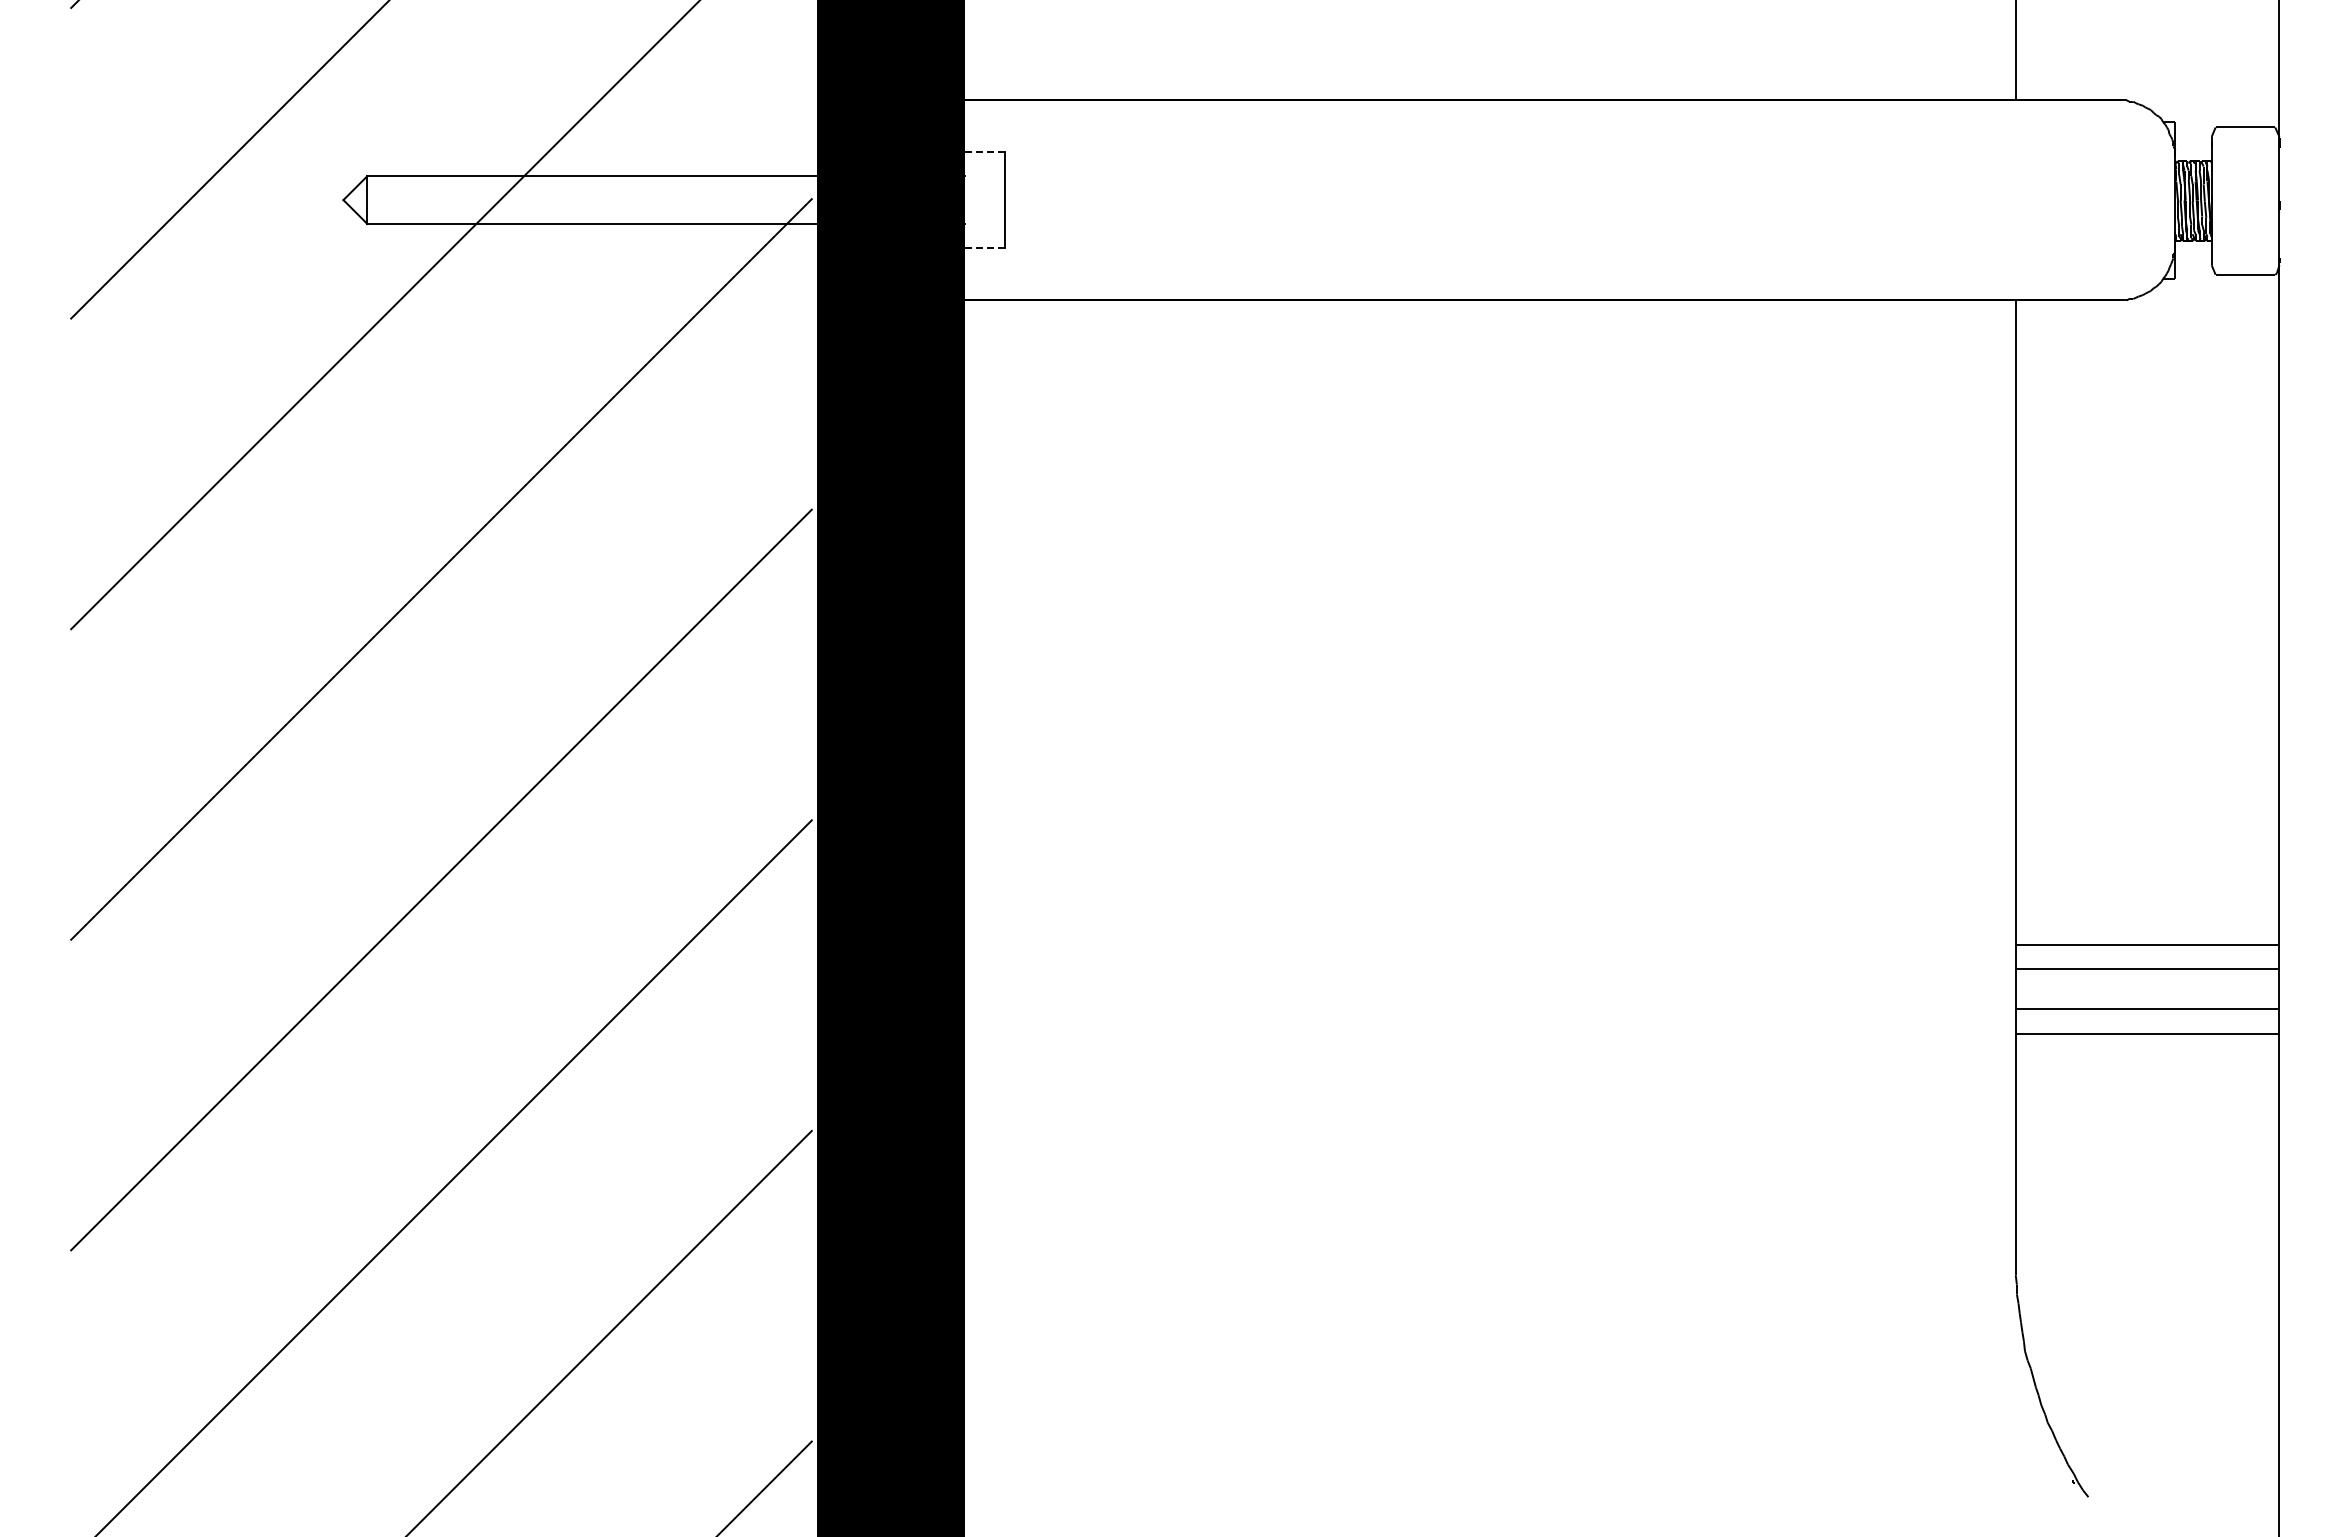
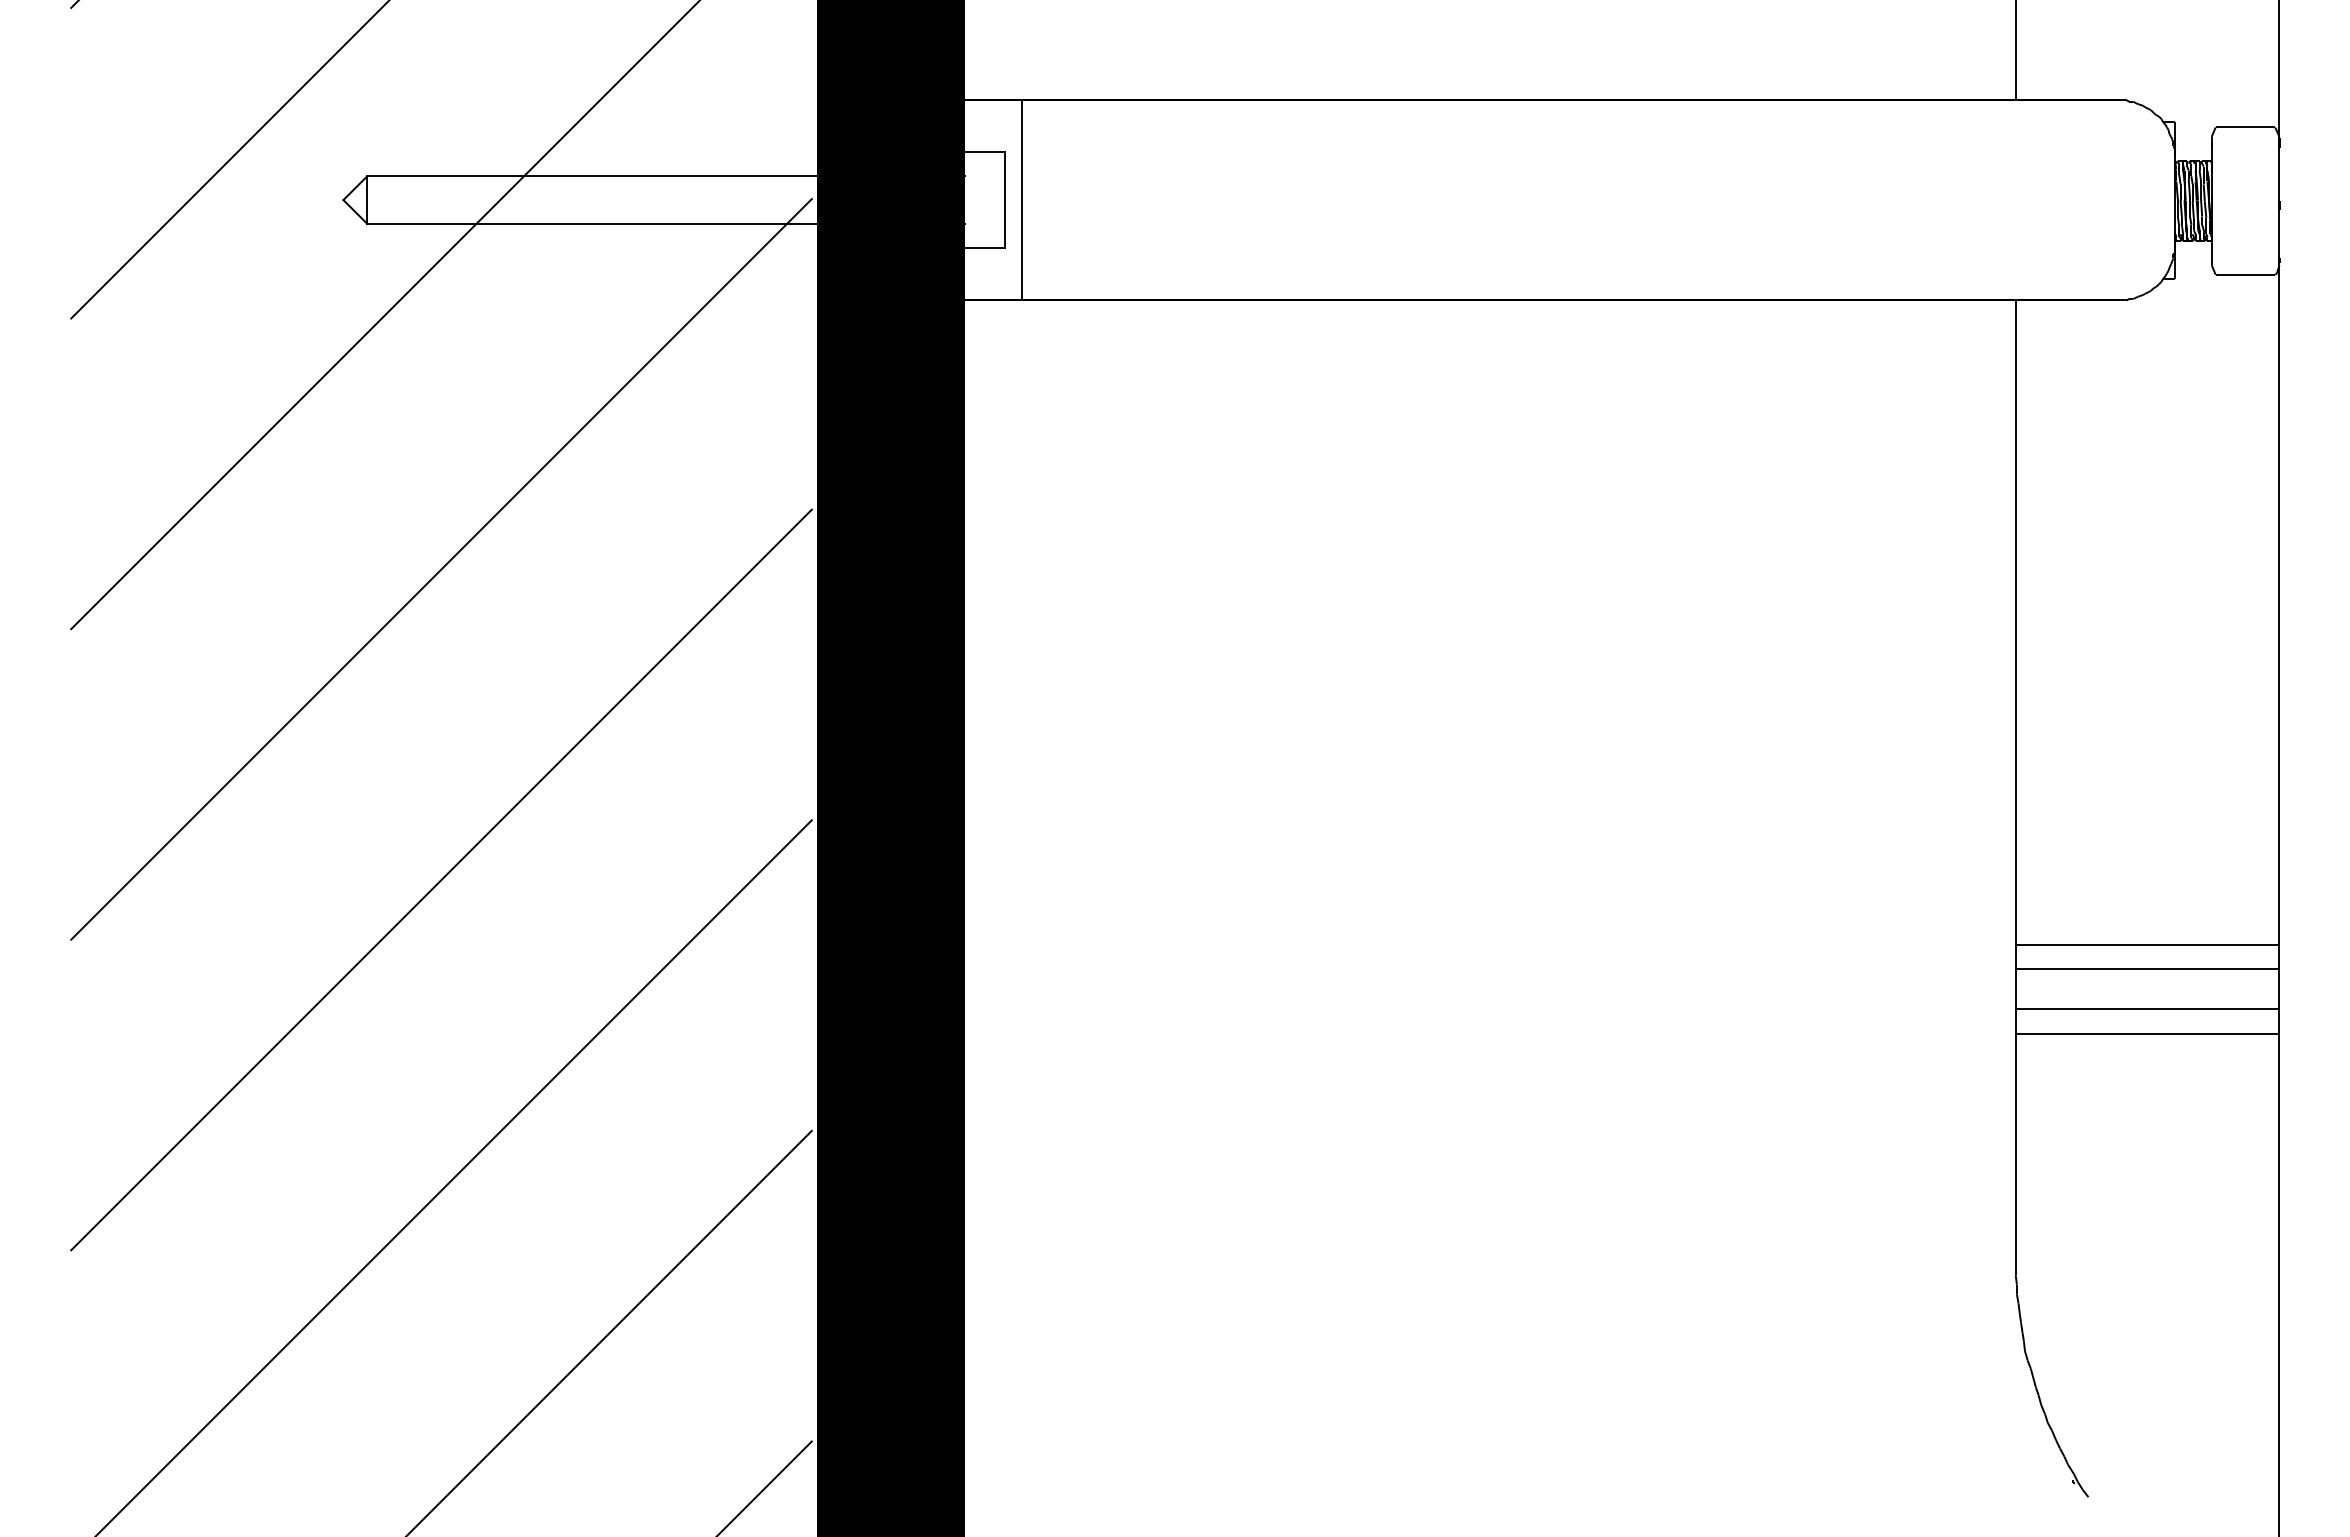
line: dashed -> solid (984, 152)
line: none -> present (1021, 200)
line: dashed -> solid (984, 248)
